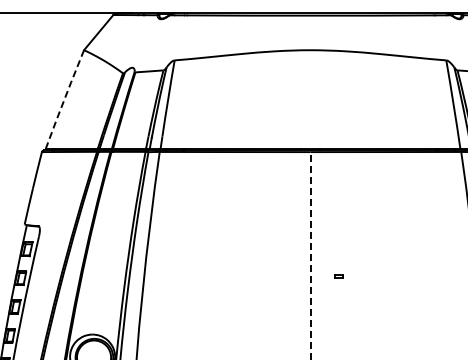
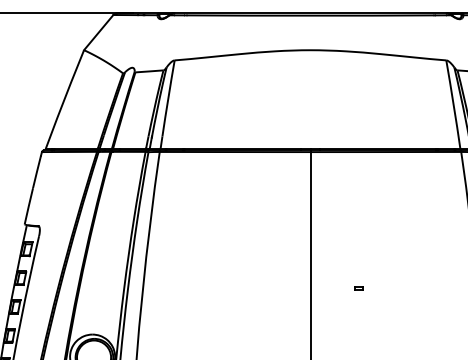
line: dashed -> solid (64, 99)
line: dashed -> solid (310, 254)
part position: (338, 276) -> (358, 288) (358, 288)
